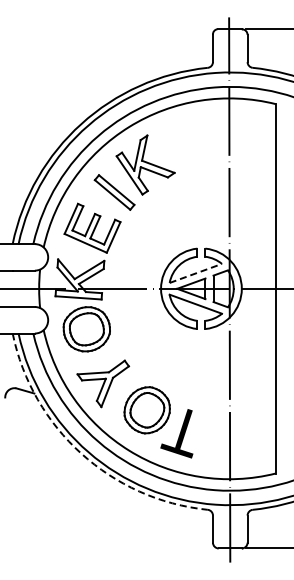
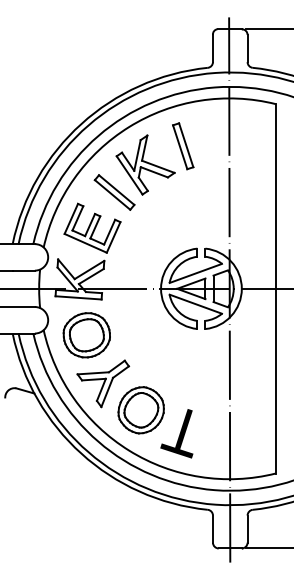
part: none -> present (183, 146)
line: dashed -> solid (195, 273)
part position: (86, 329) -> (86, 335) (86, 335)
part position: (146, 410) -> (140, 410) (140, 410)
arc: dashed -> solid (81, 453)
